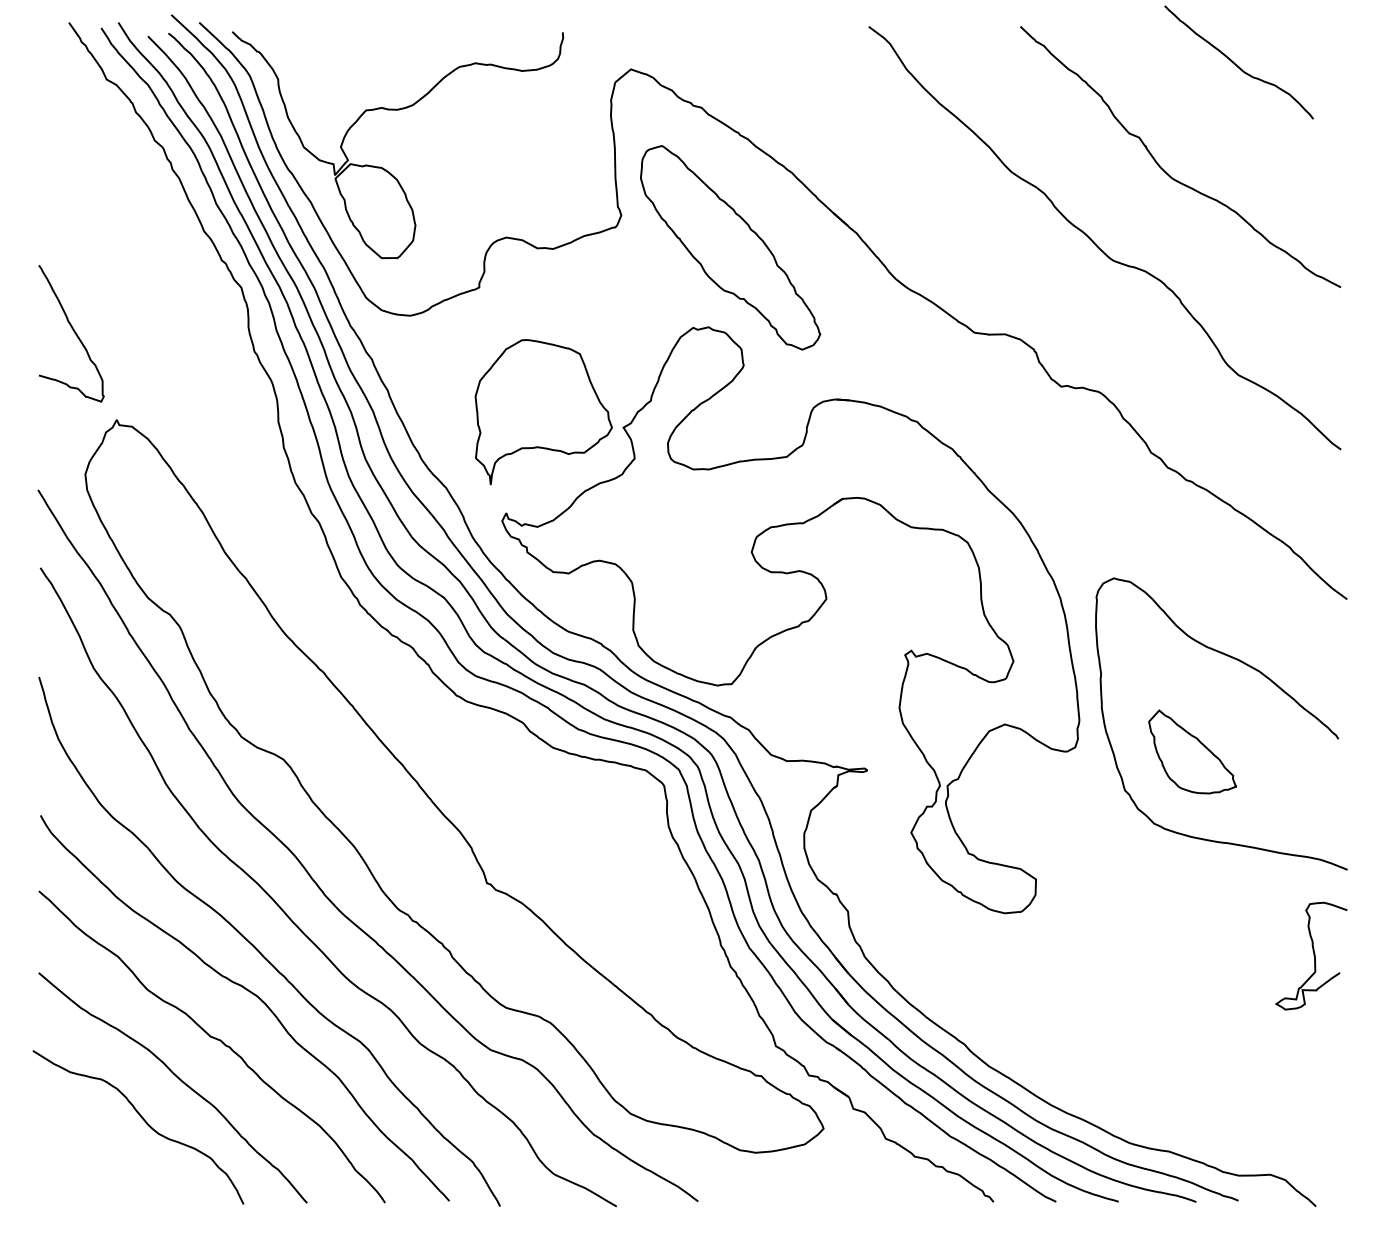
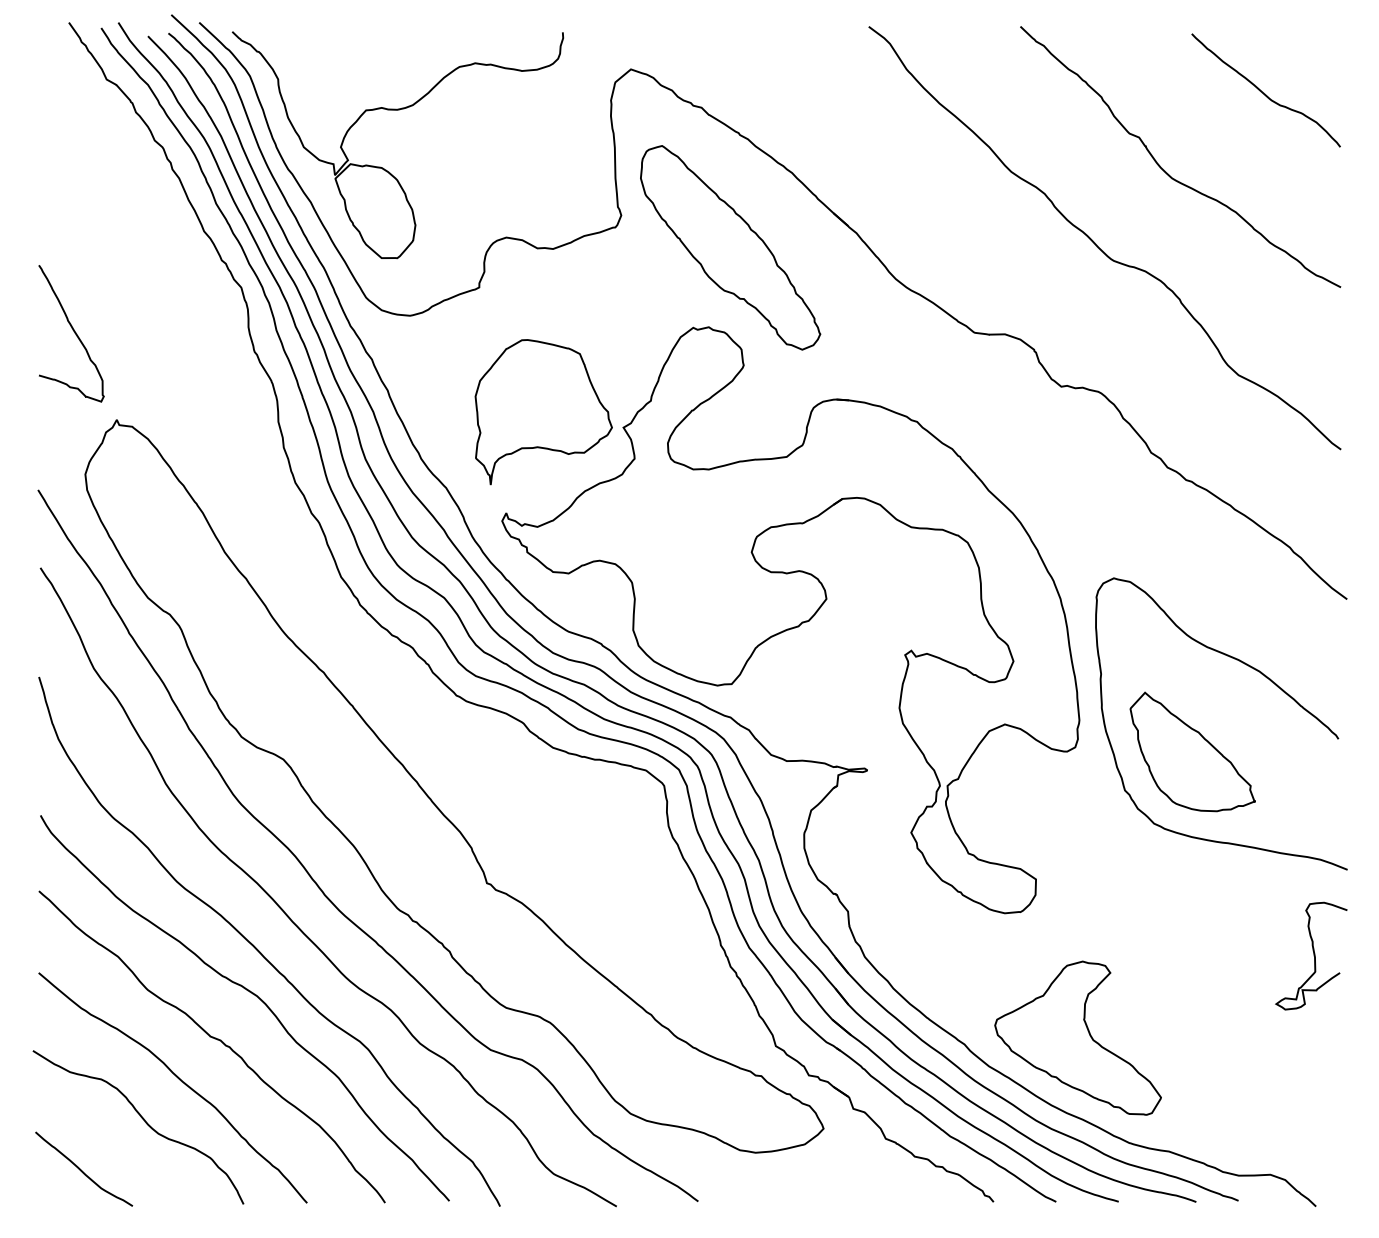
curve position: (1236, 64) -> (1263, 92) (1263, 92)
part size: 89x86 px -> 127x122 px (1192, 751)
part: none -> present (1077, 1037)
curve: none -> present (82, 1170)
